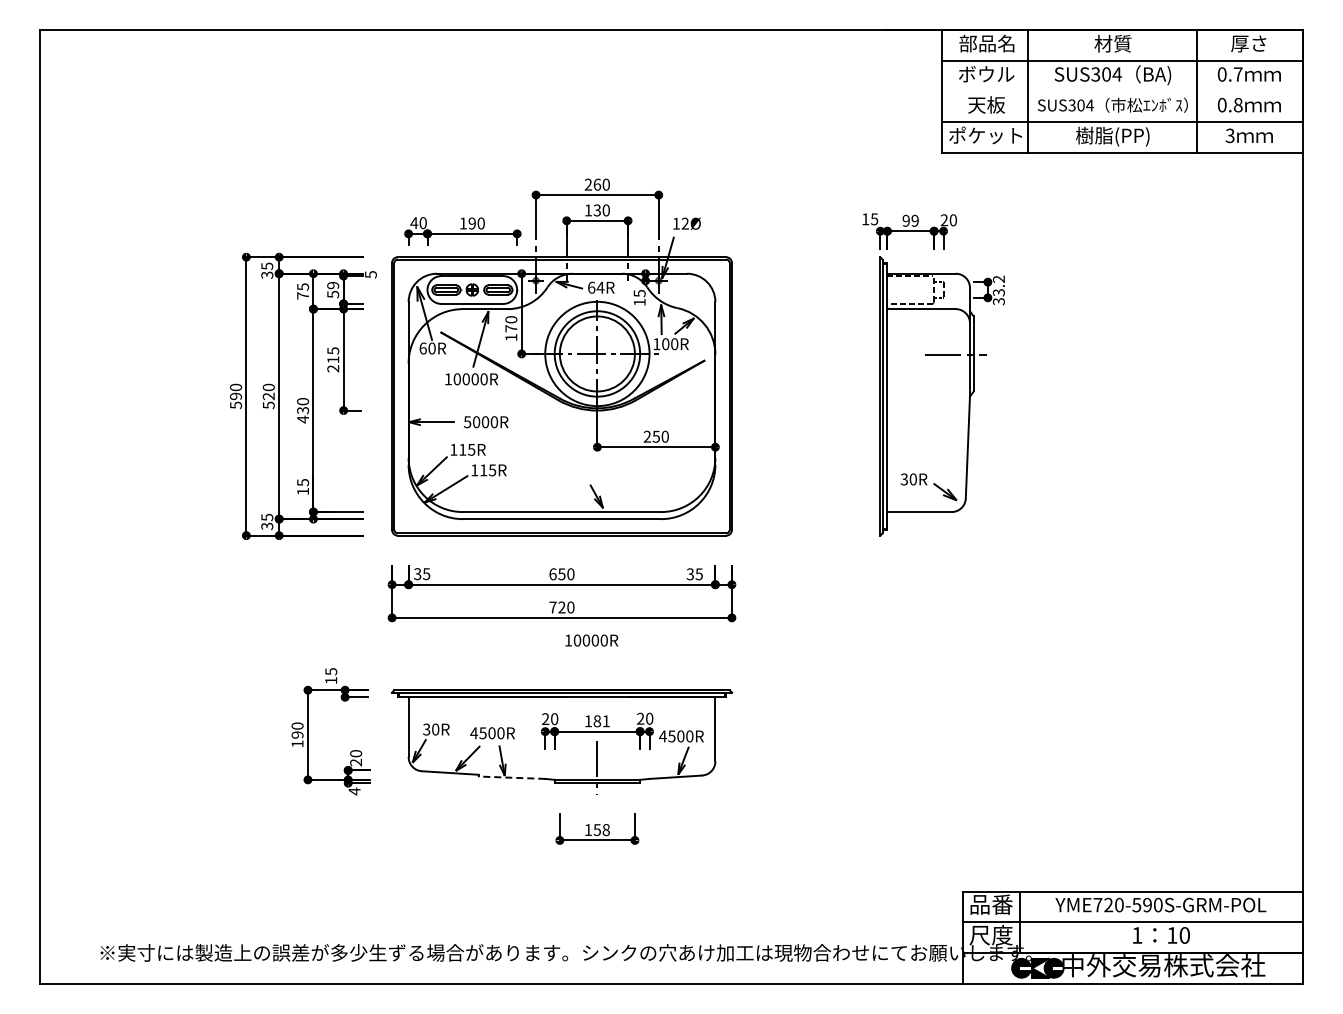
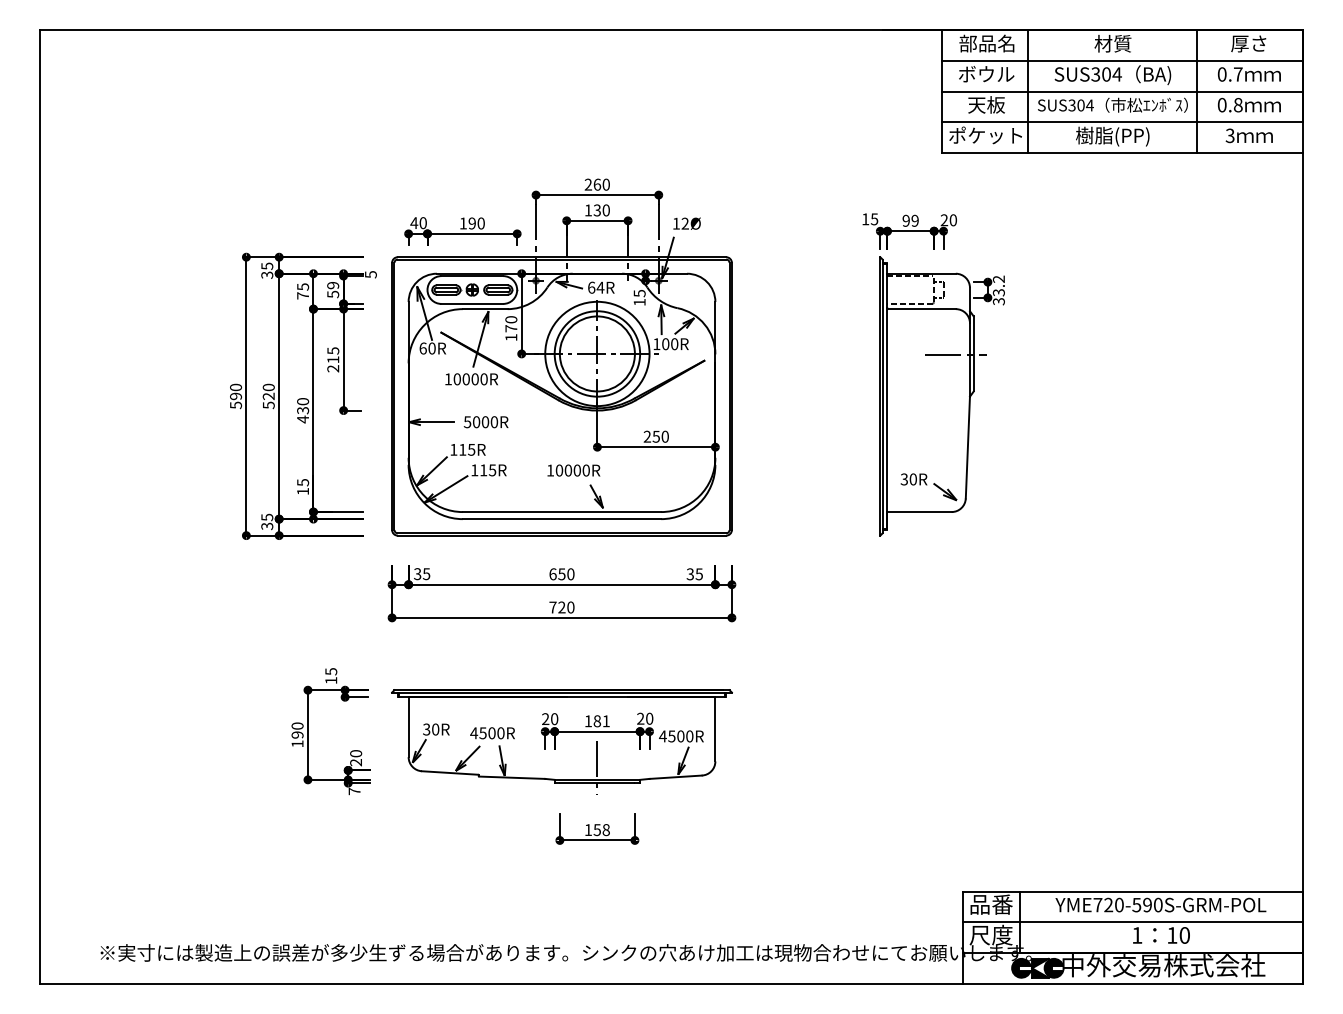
line: none -> present (1121, 91)
text position: (591, 640) -> (573, 470) (573, 470)
line: dashed -> solid (512, 777)
text: 4 -> 7 (354, 791)
